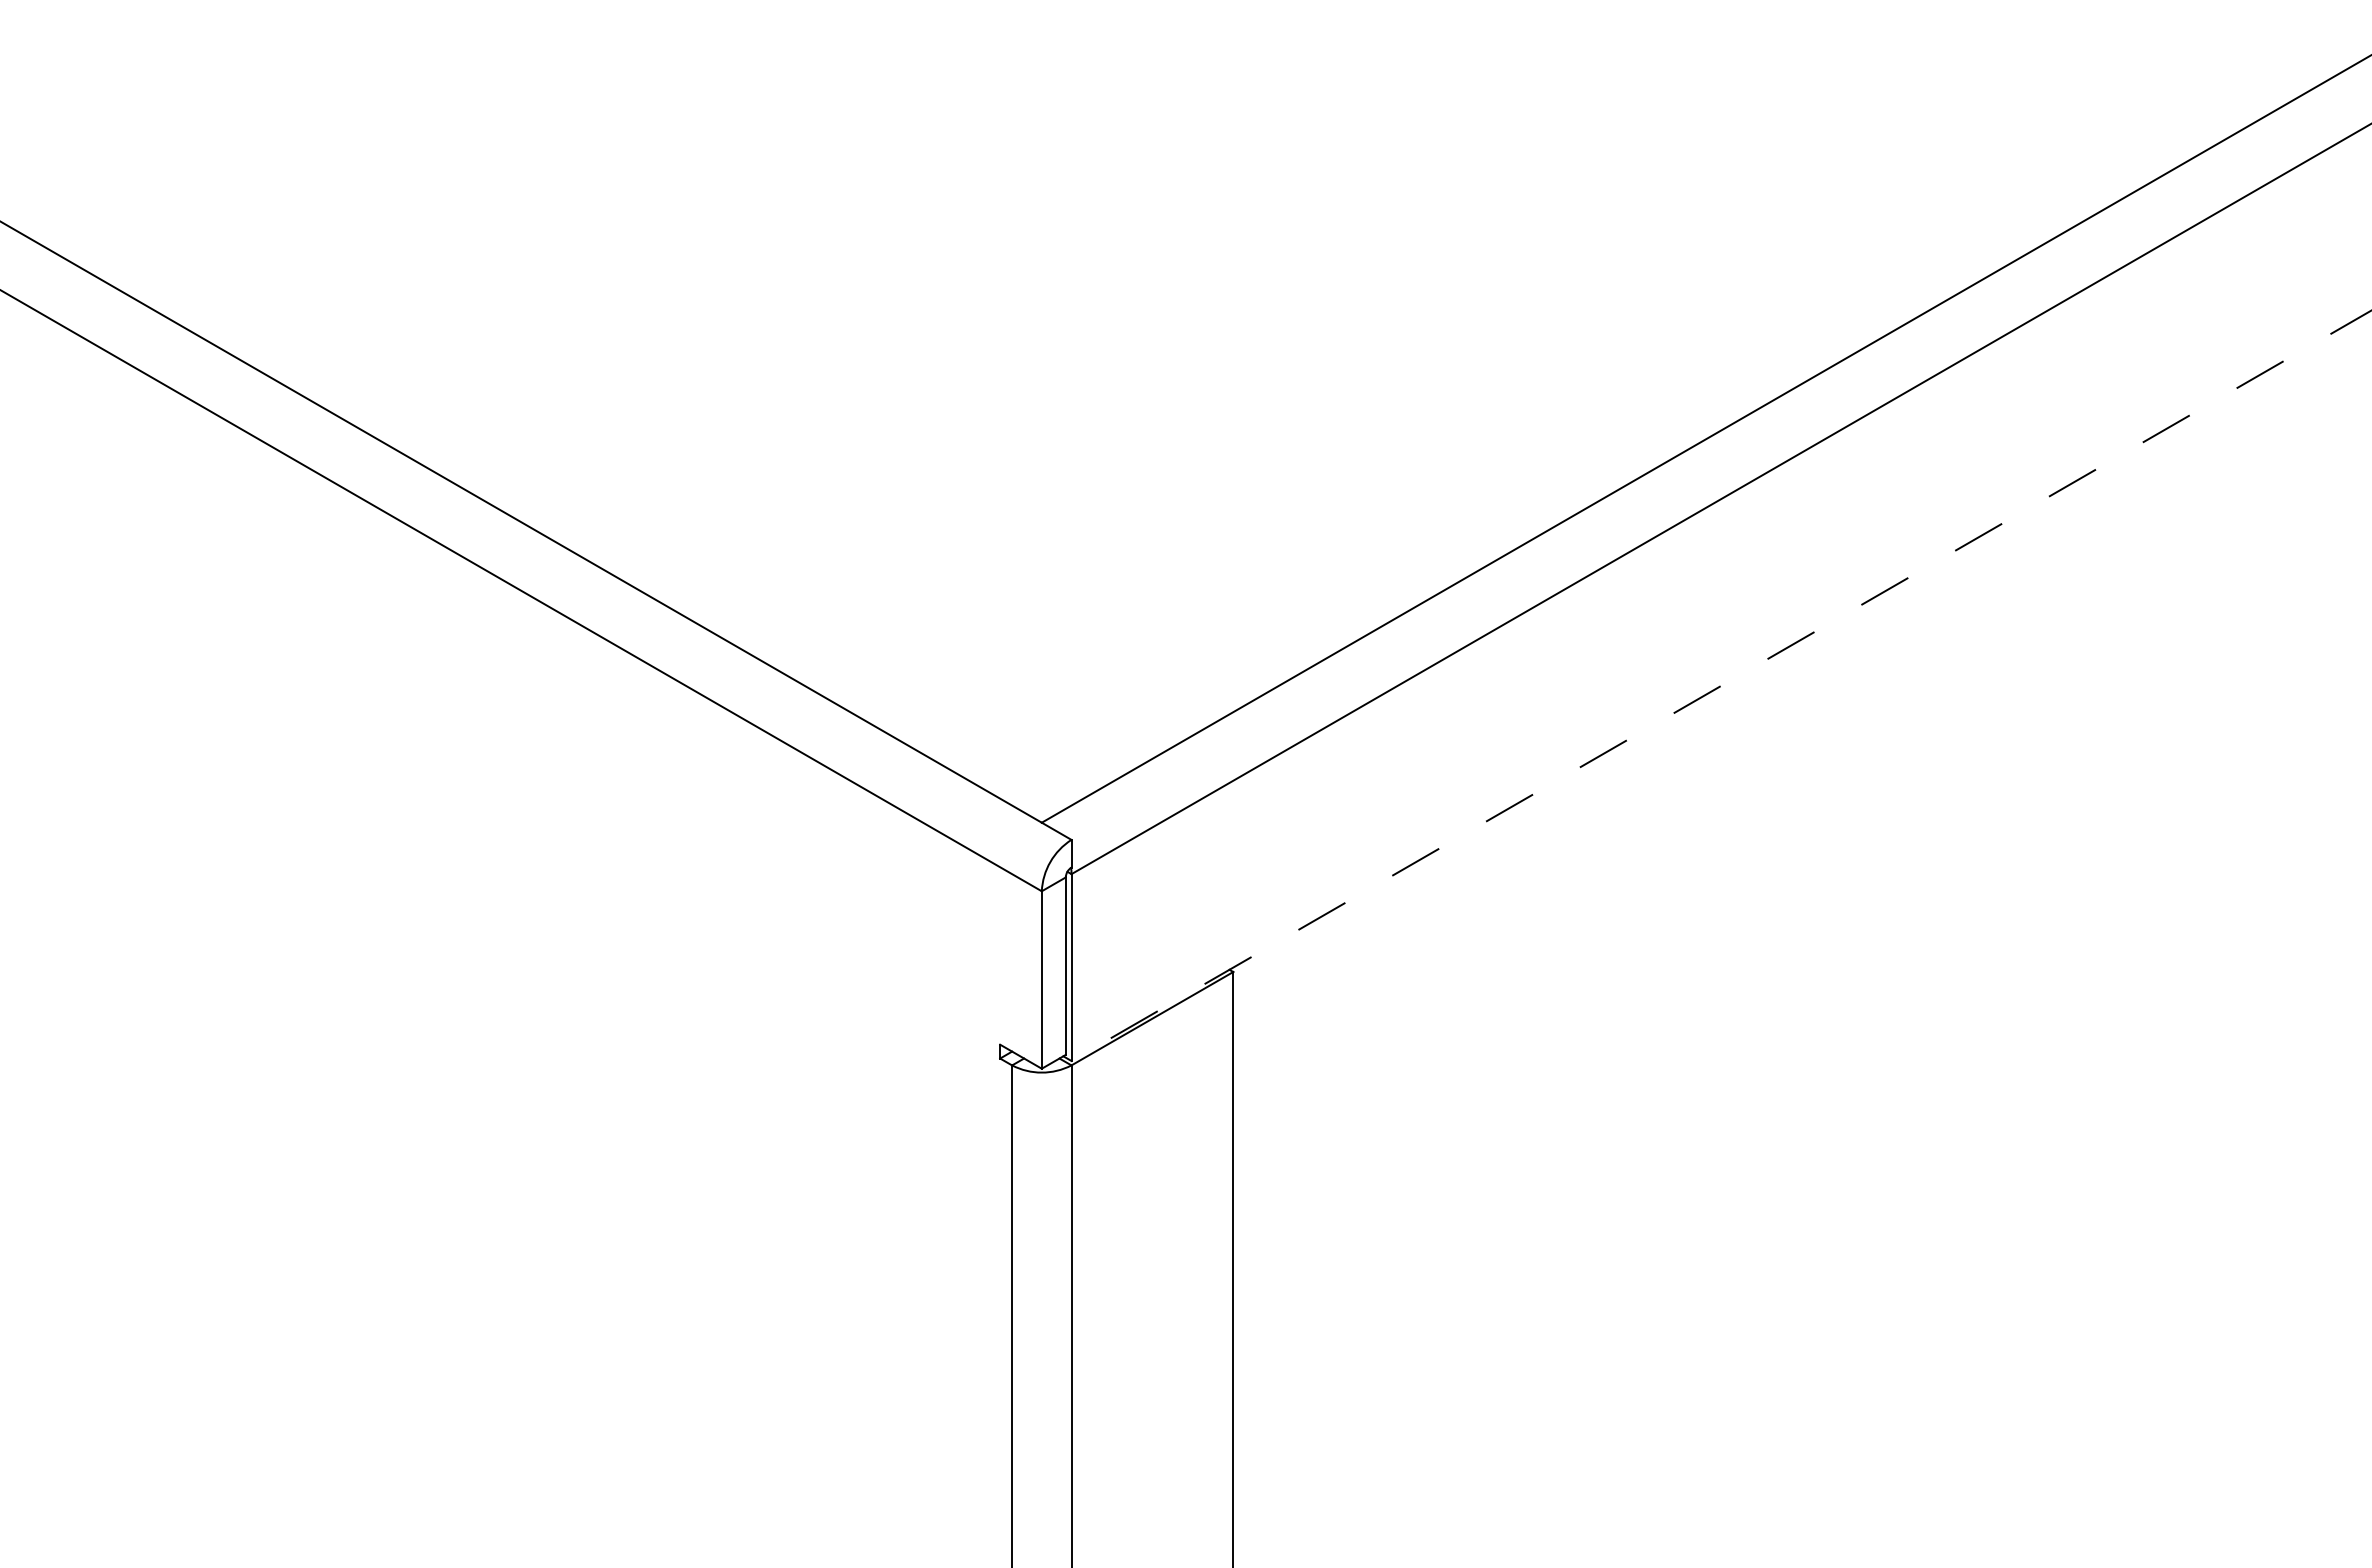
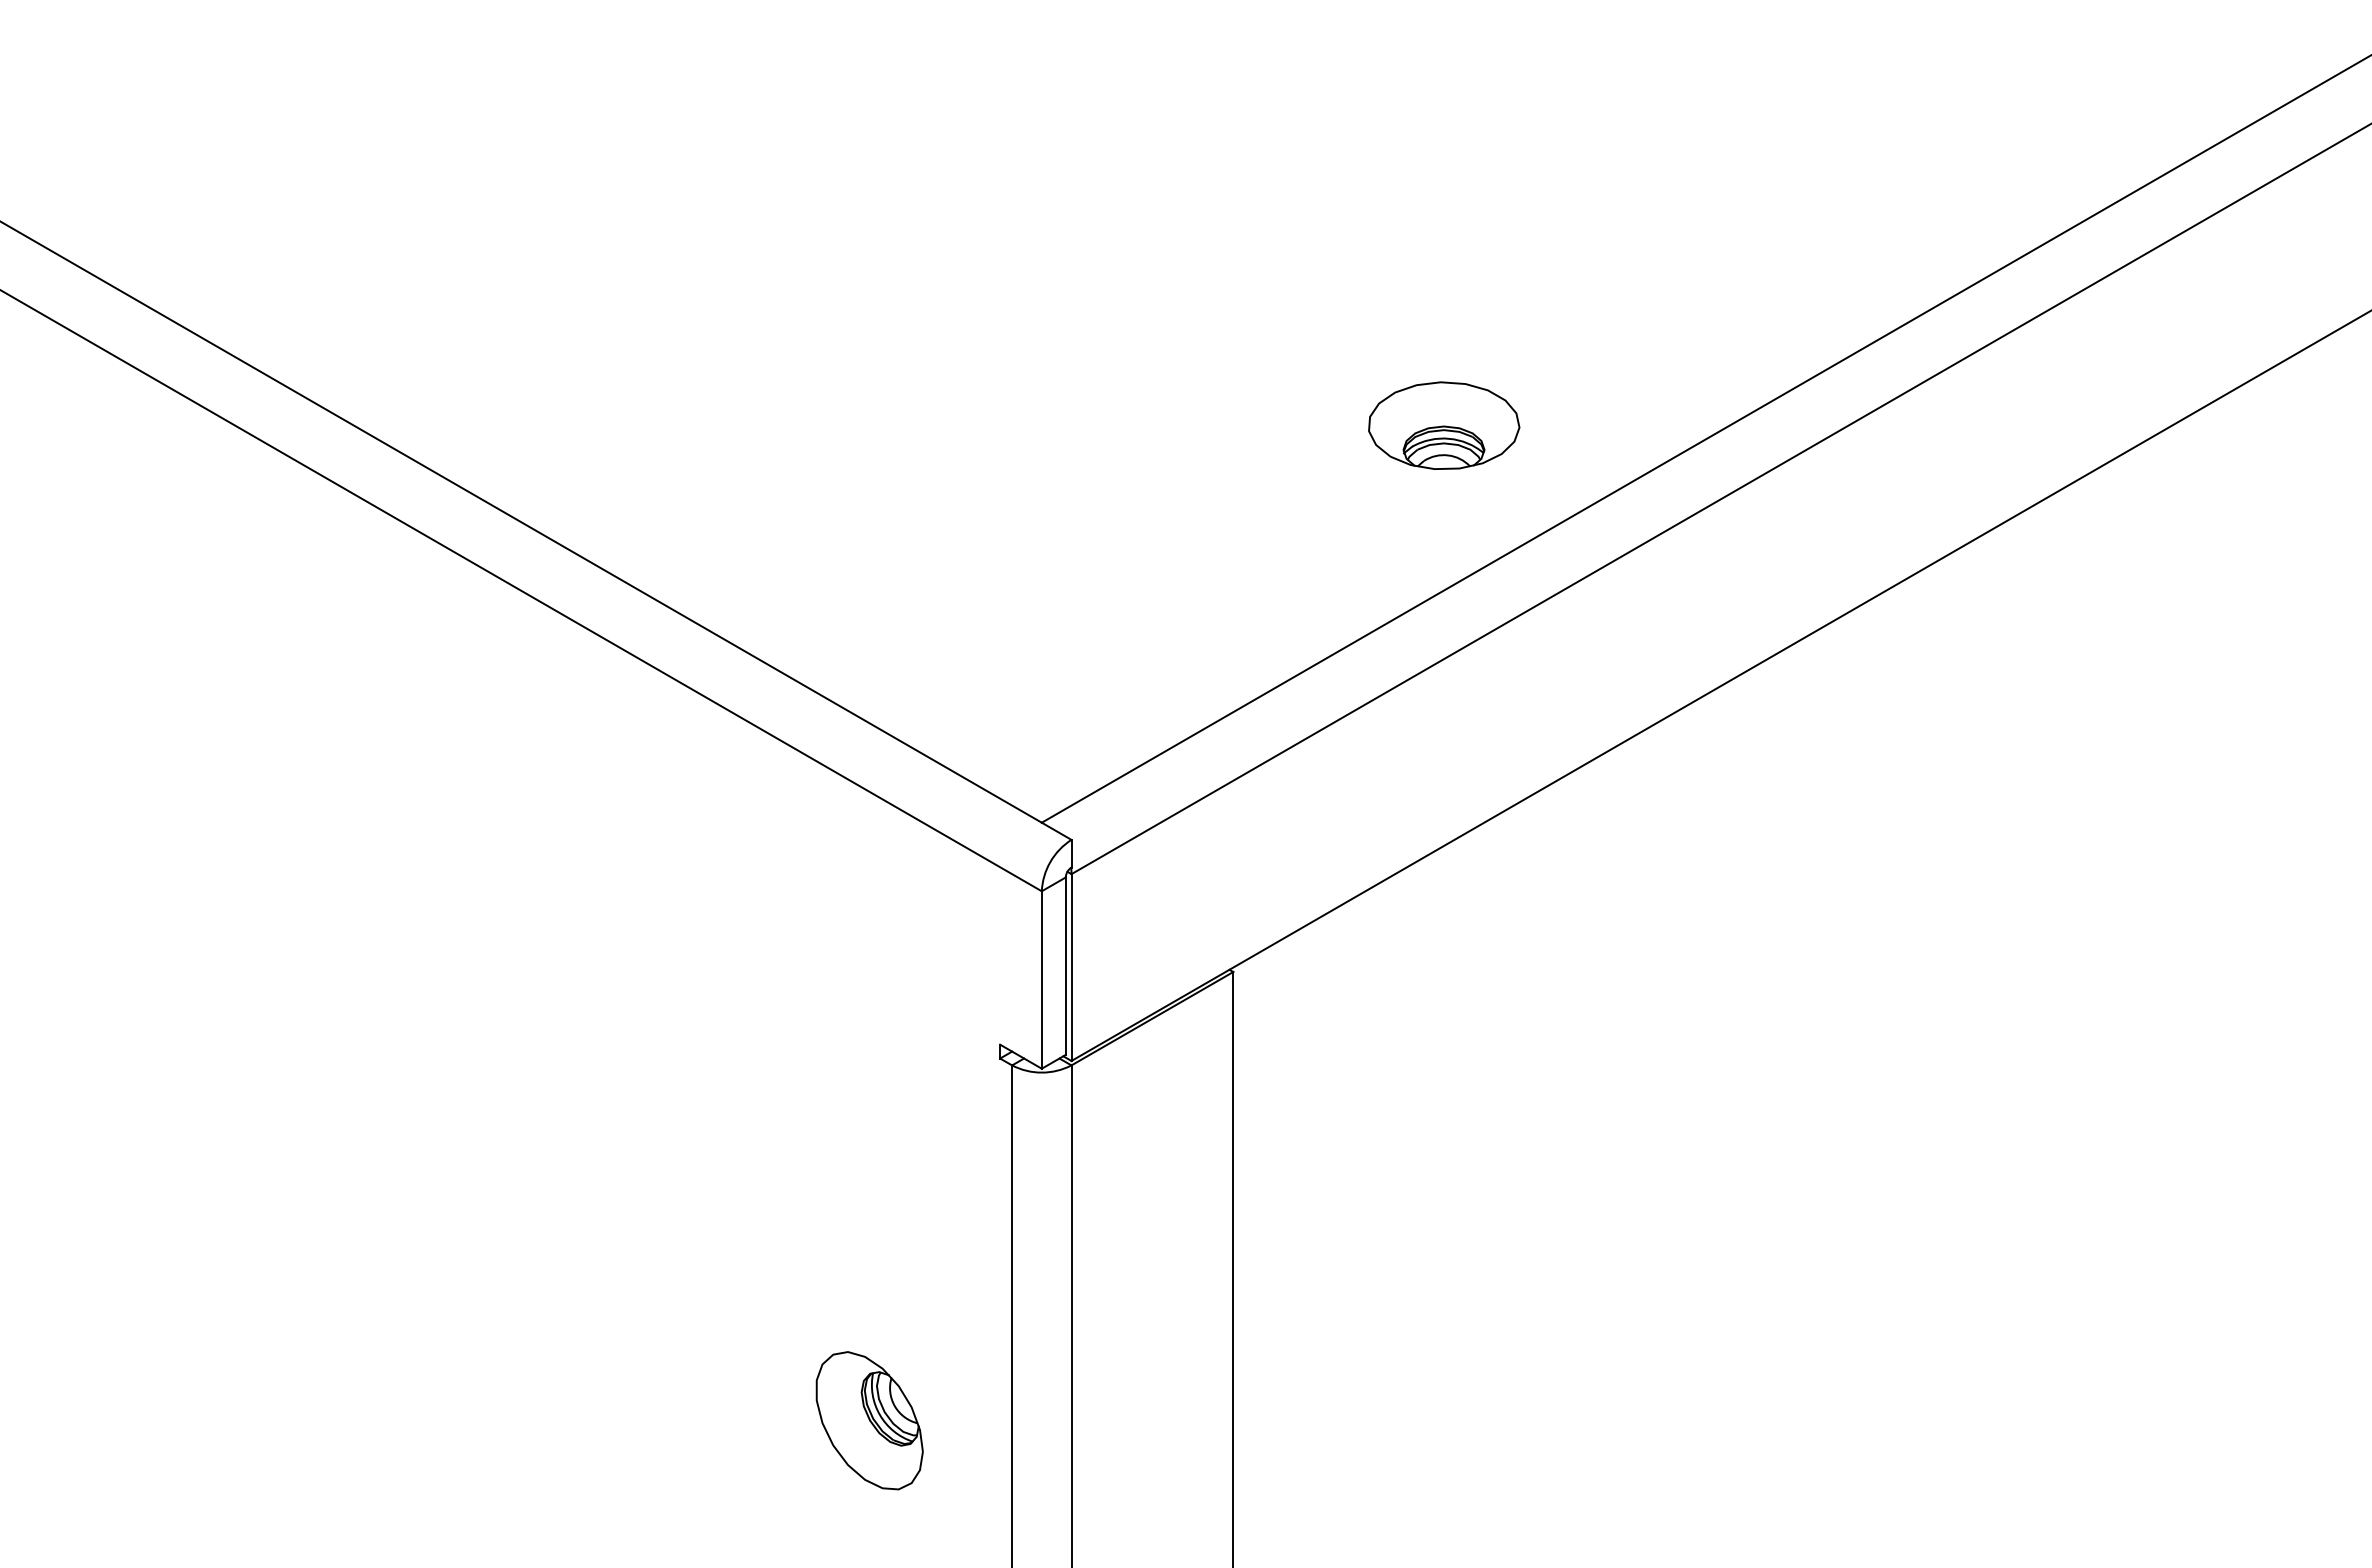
part: none -> present (1444, 425)
line: dashed -> solid (1721, 685)
part: none -> present (869, 1420)
